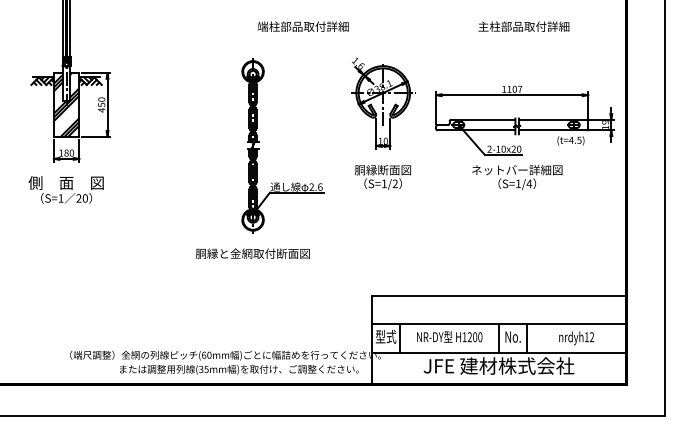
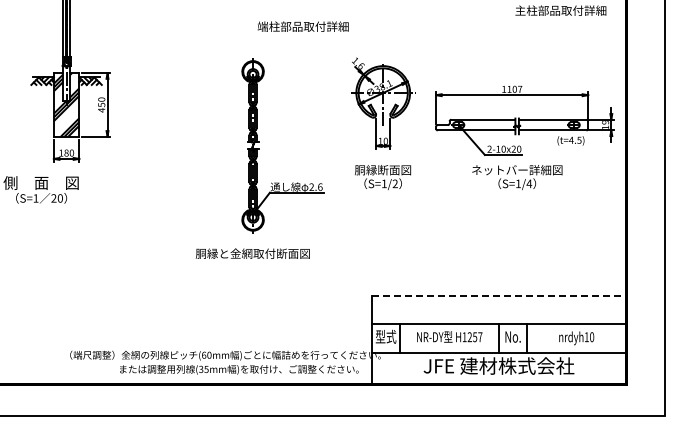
text position: (523, 26) -> (560, 10) (560, 10)
text position: (65, 189) -> (40, 189) (40, 189)
line: solid -> dashed (498, 296)
text: H1200 -> H1257 (477, 337)
text: nrdyh12 -> nrdyh10 (592, 337)
